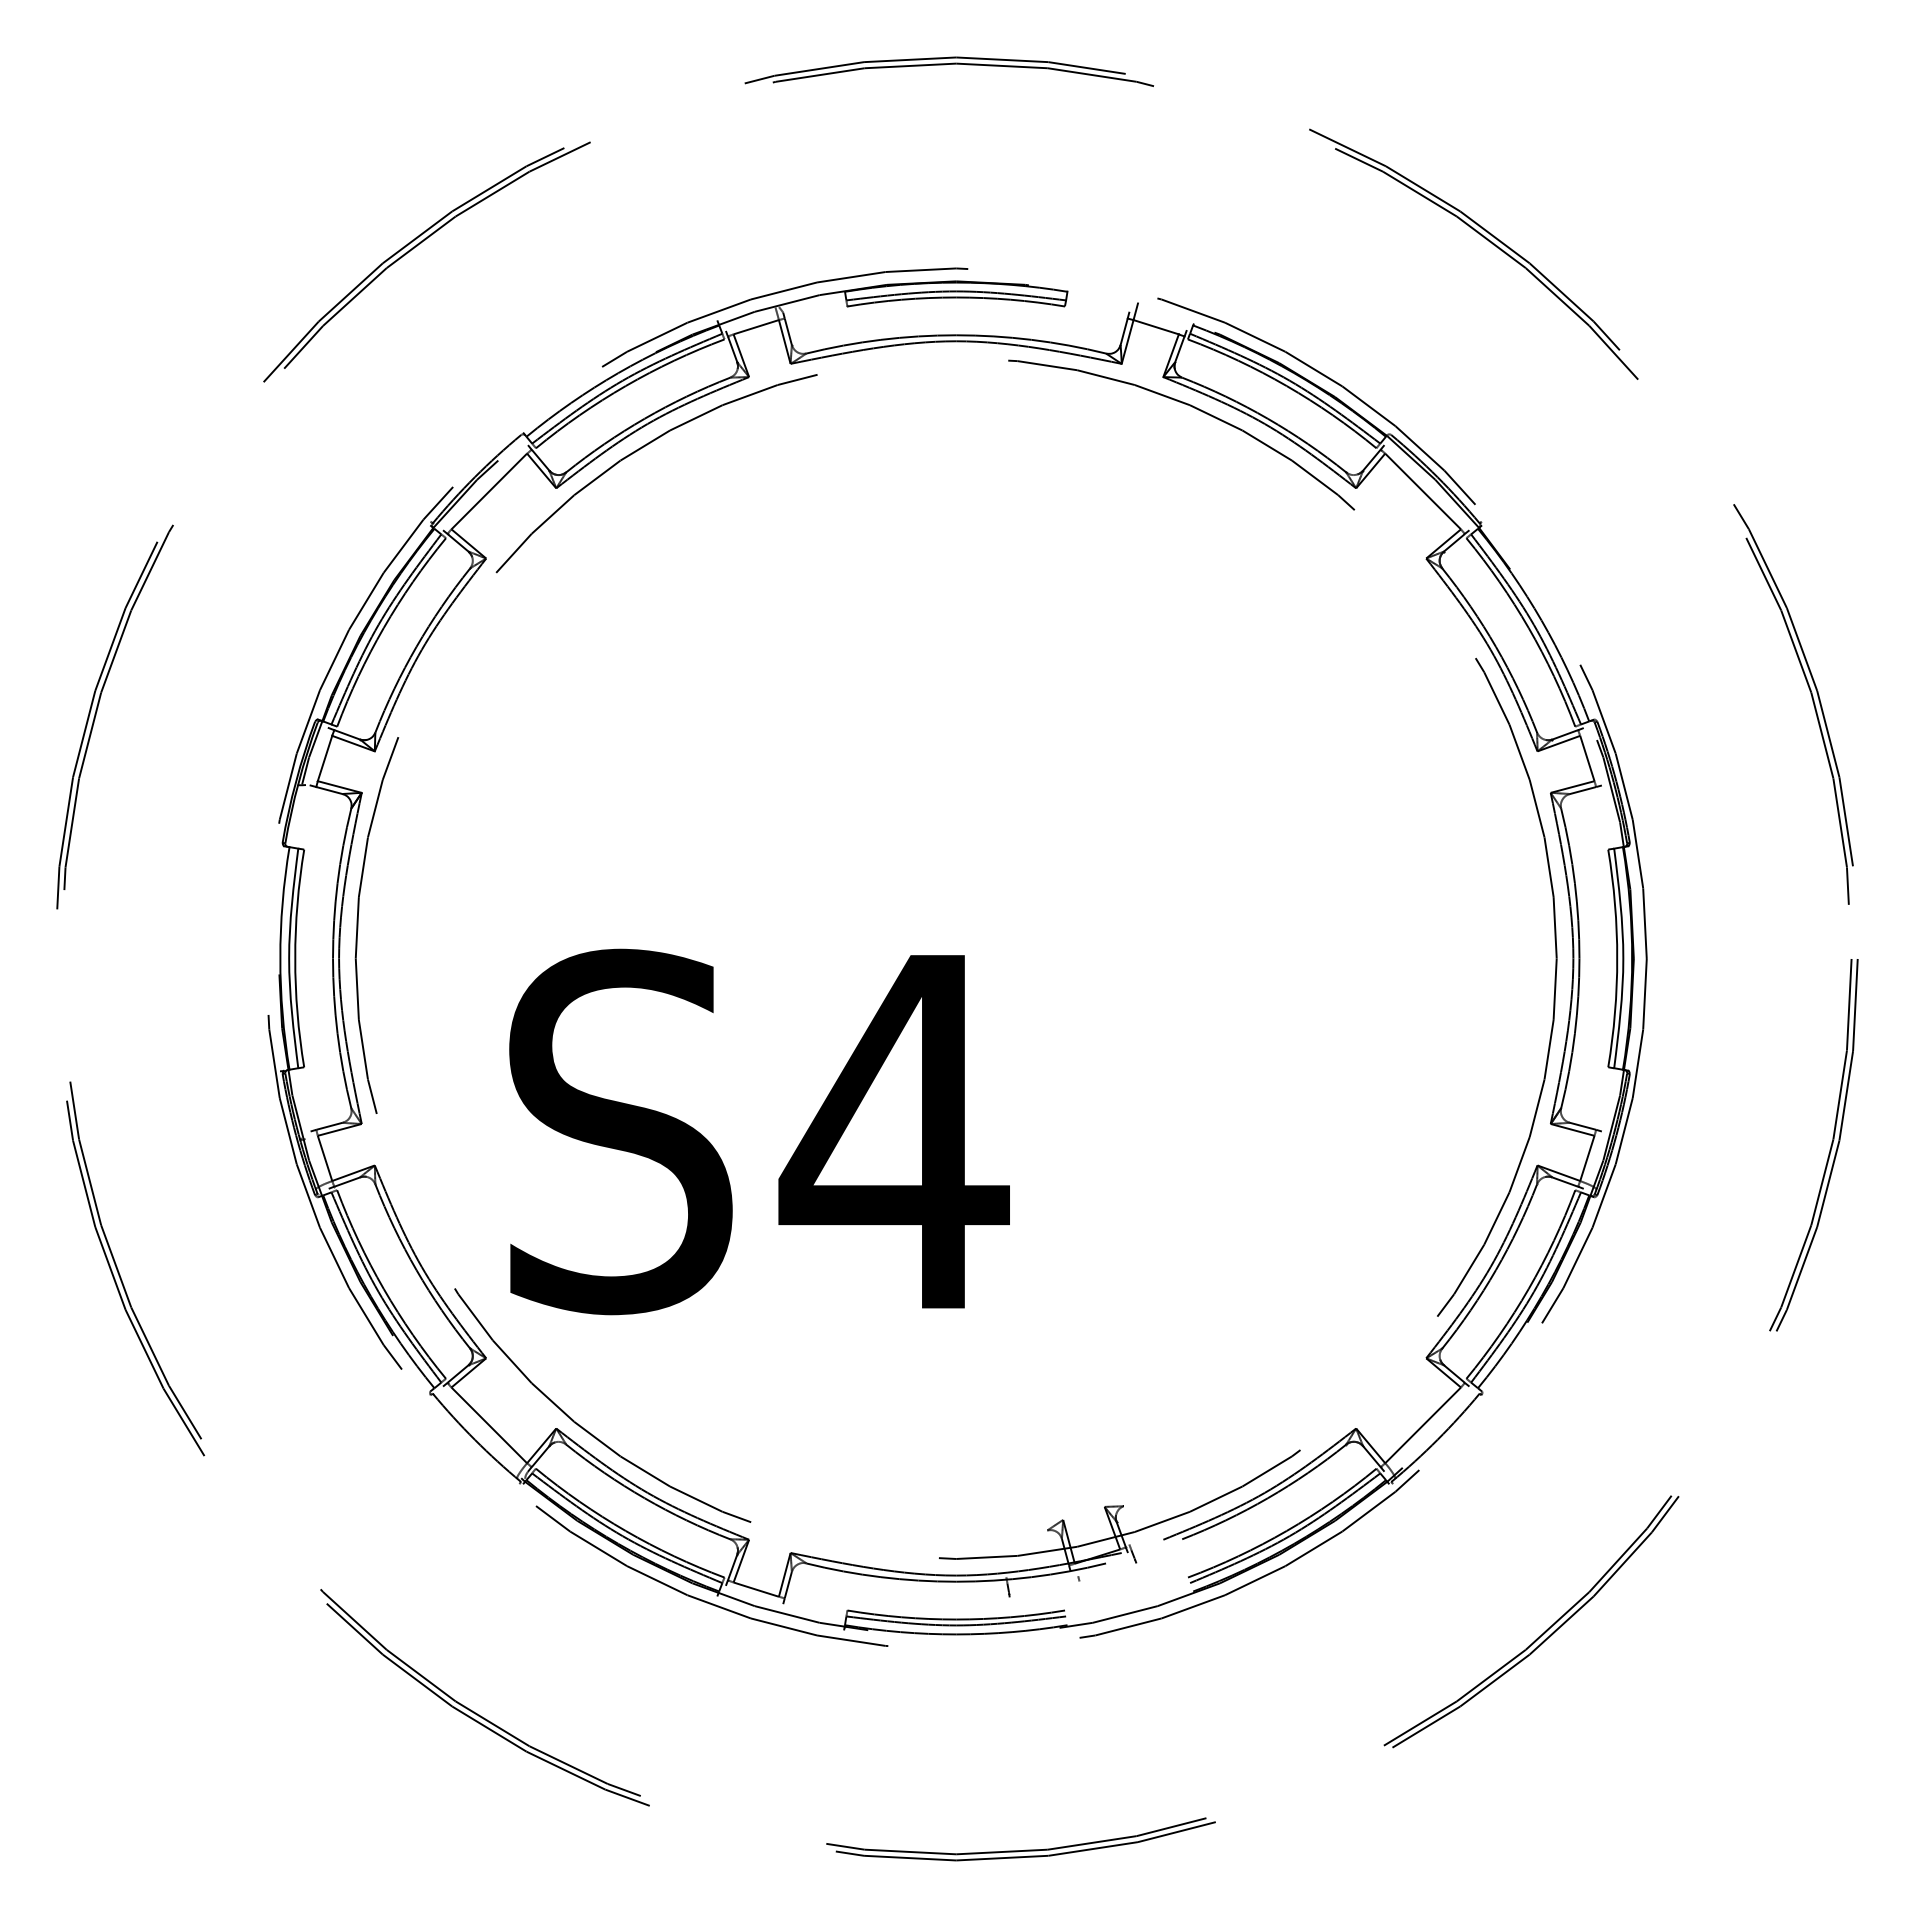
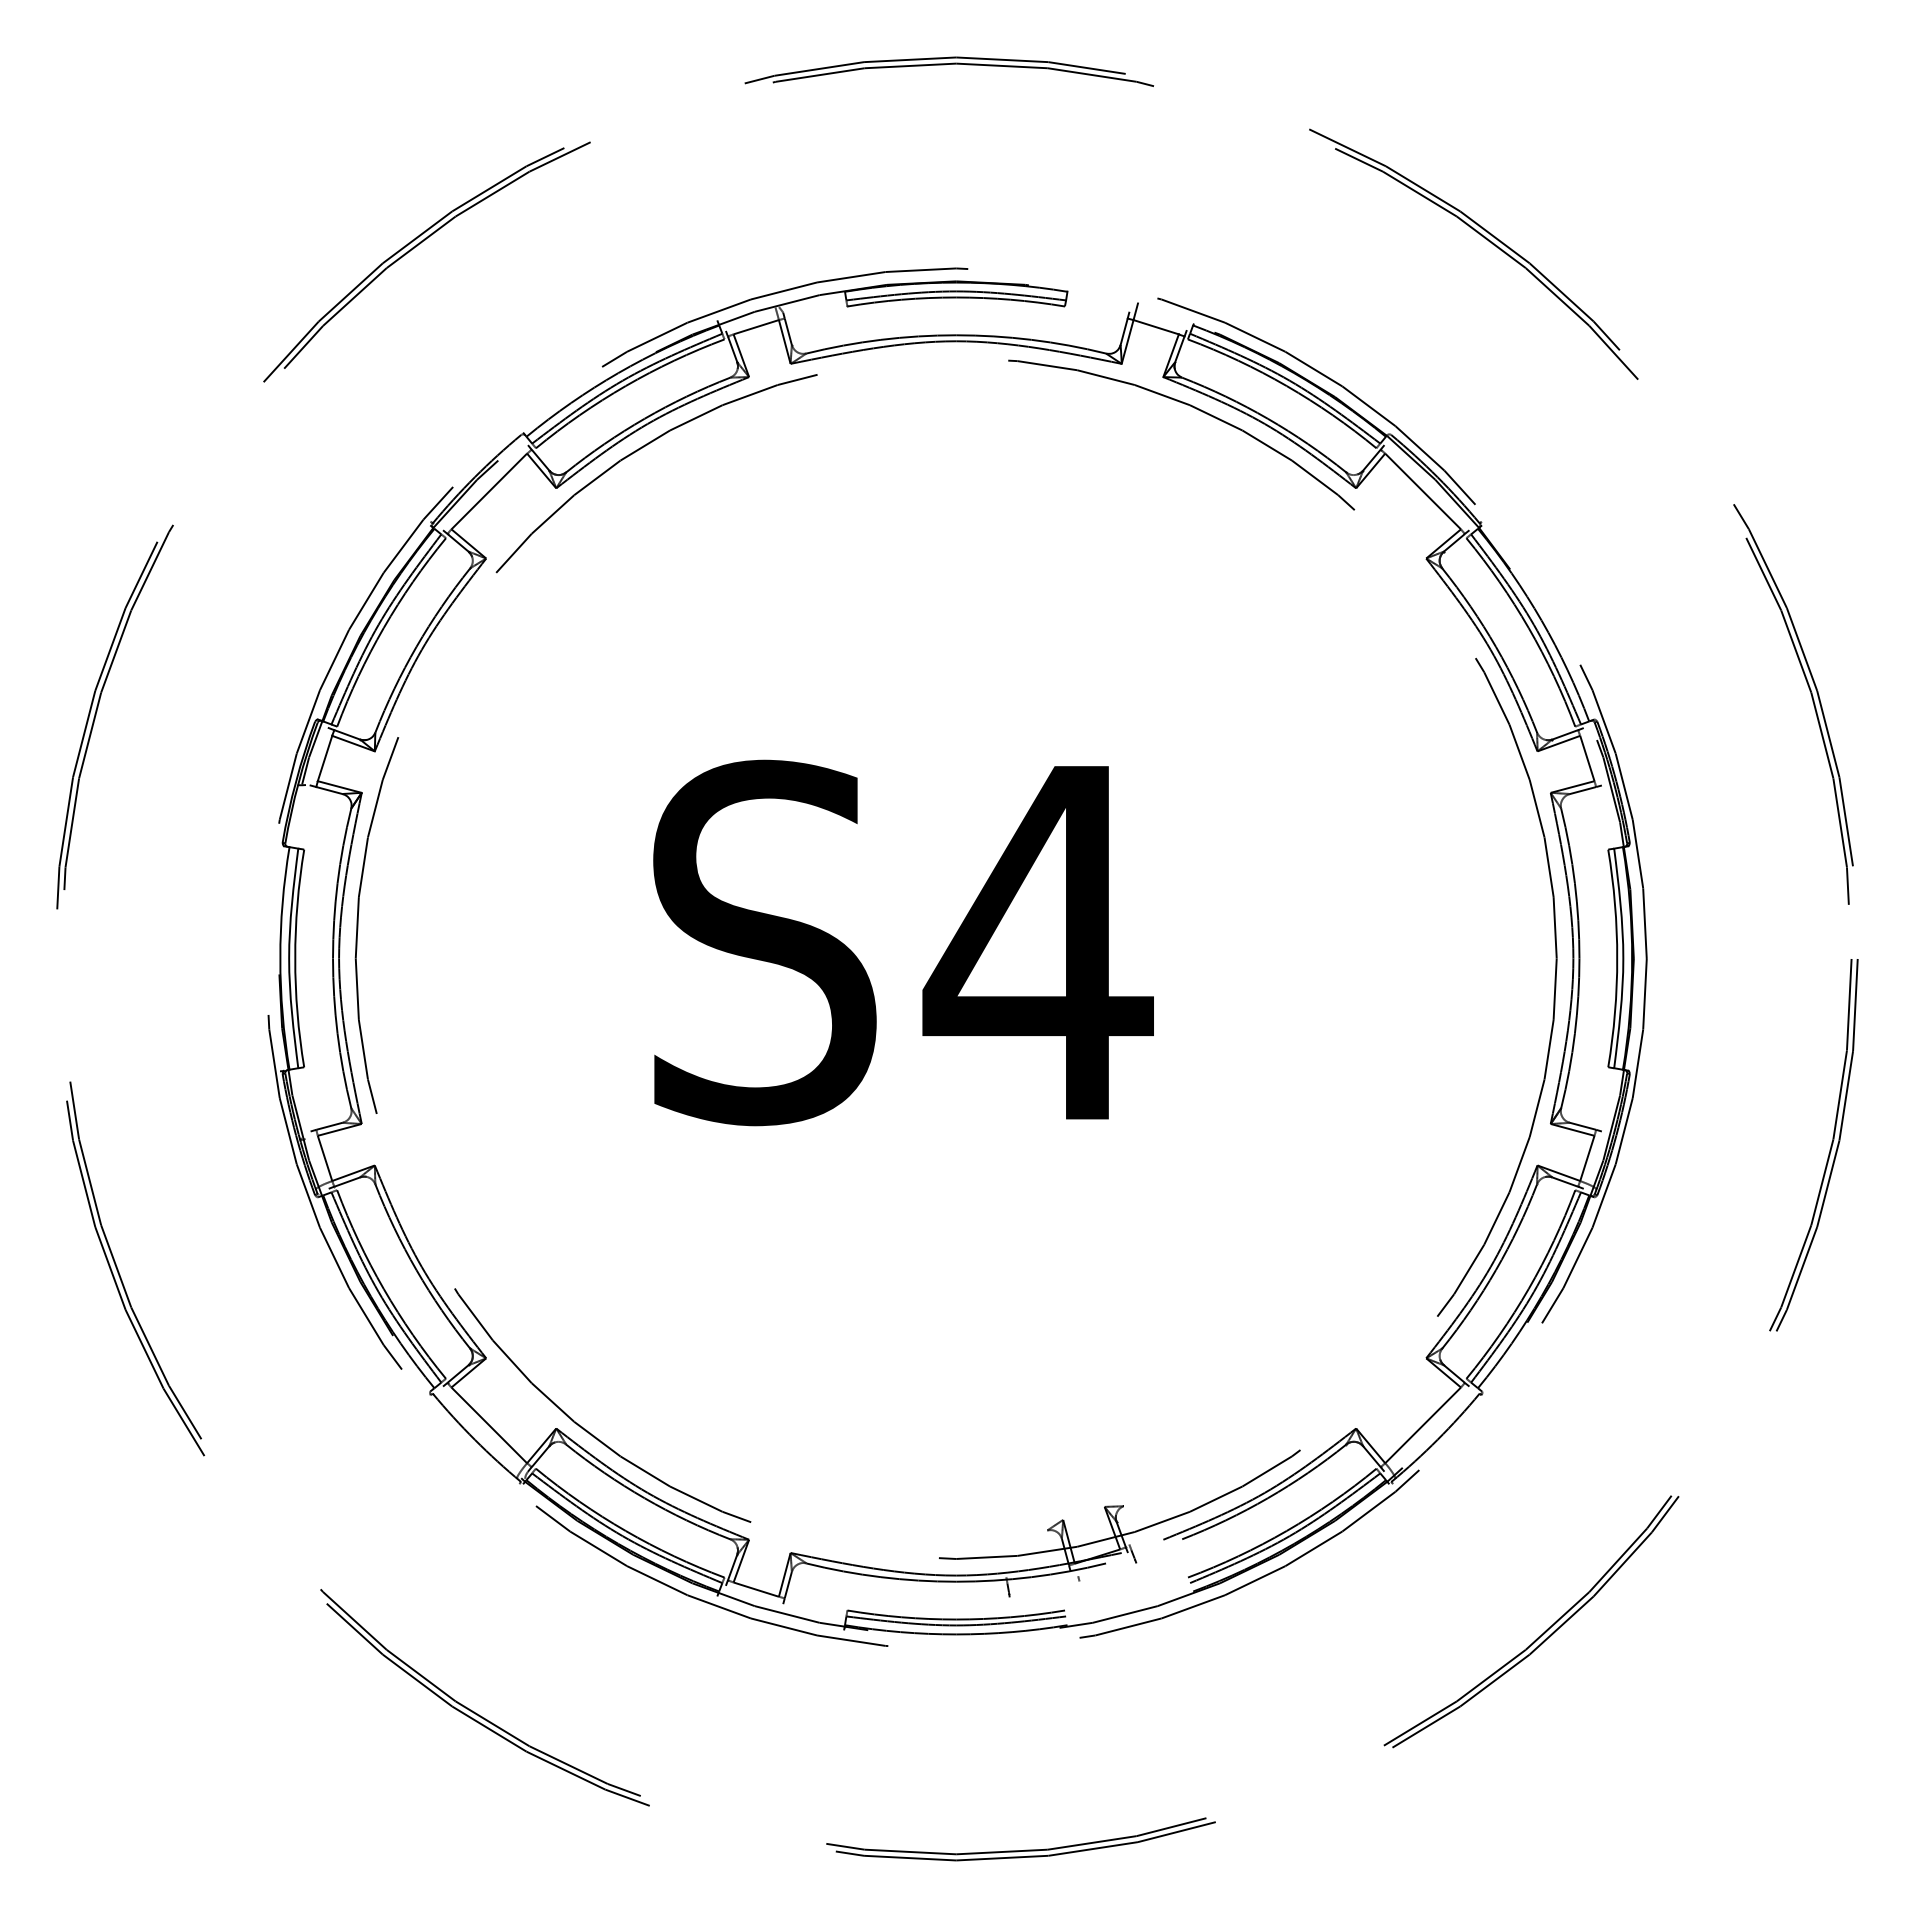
text position: (759, 1131) -> (903, 942) (903, 942)
